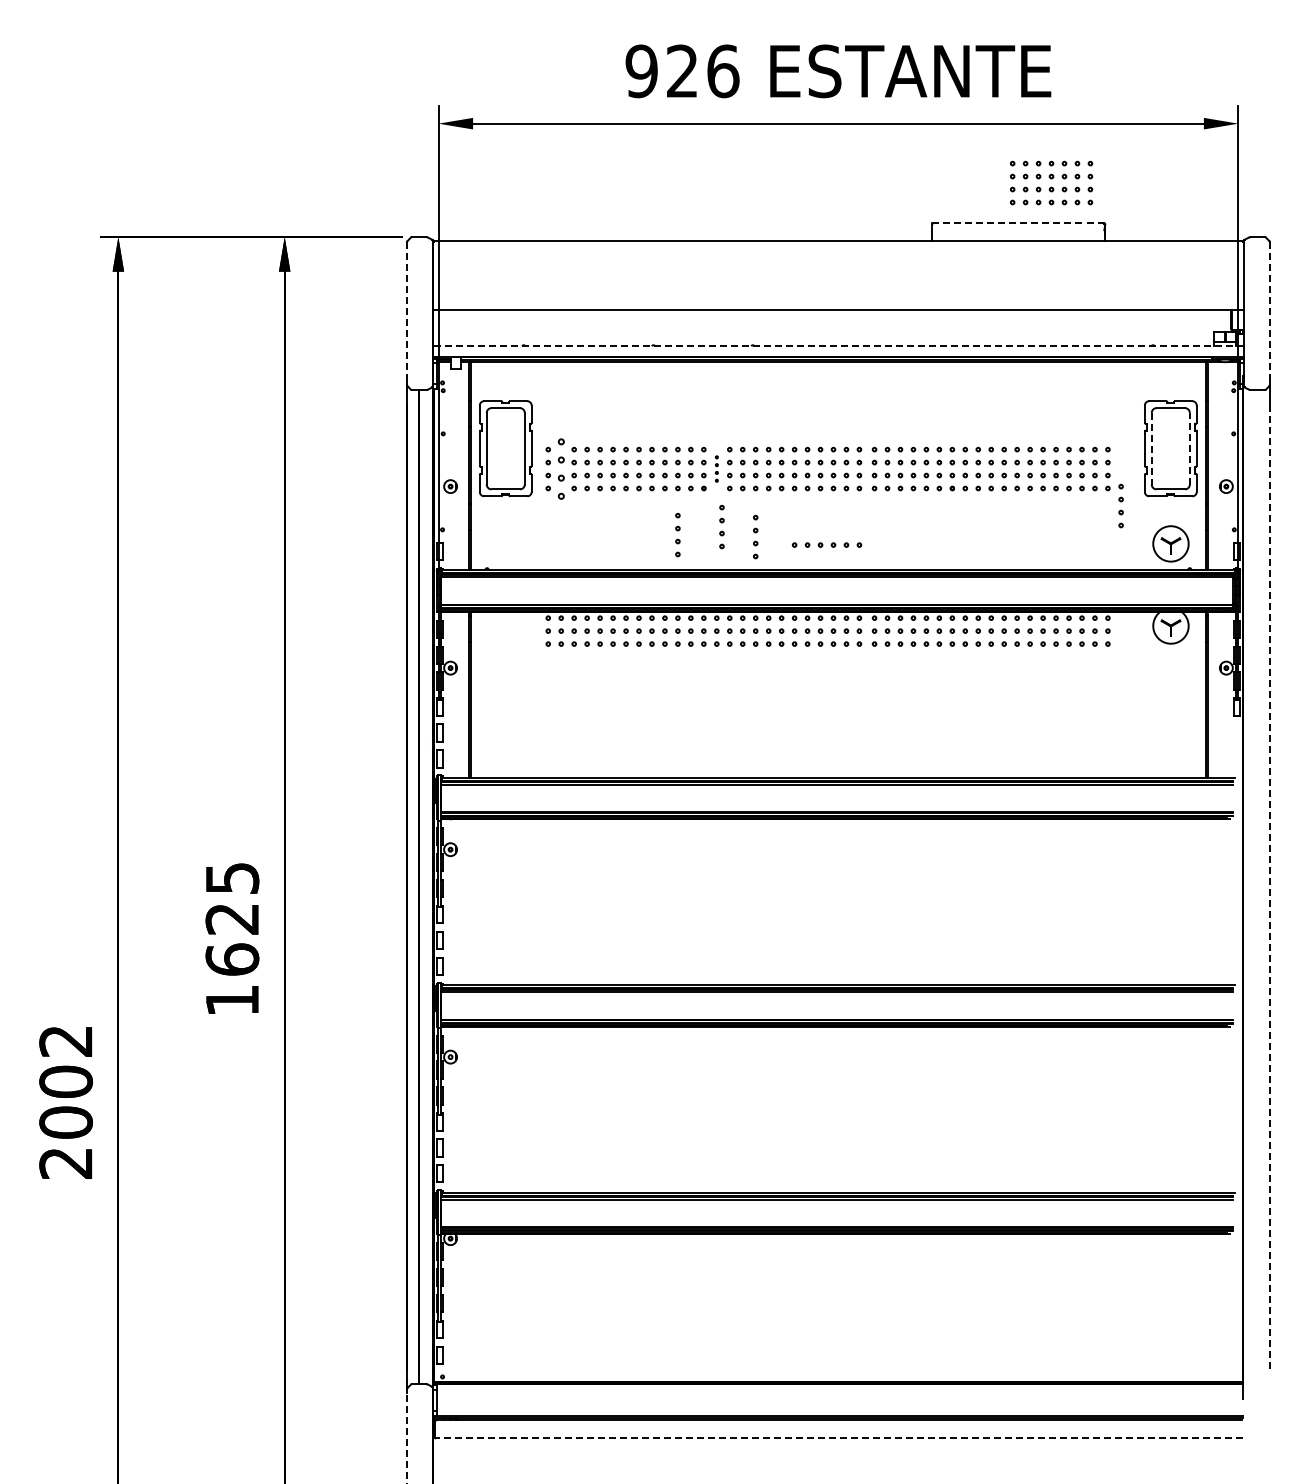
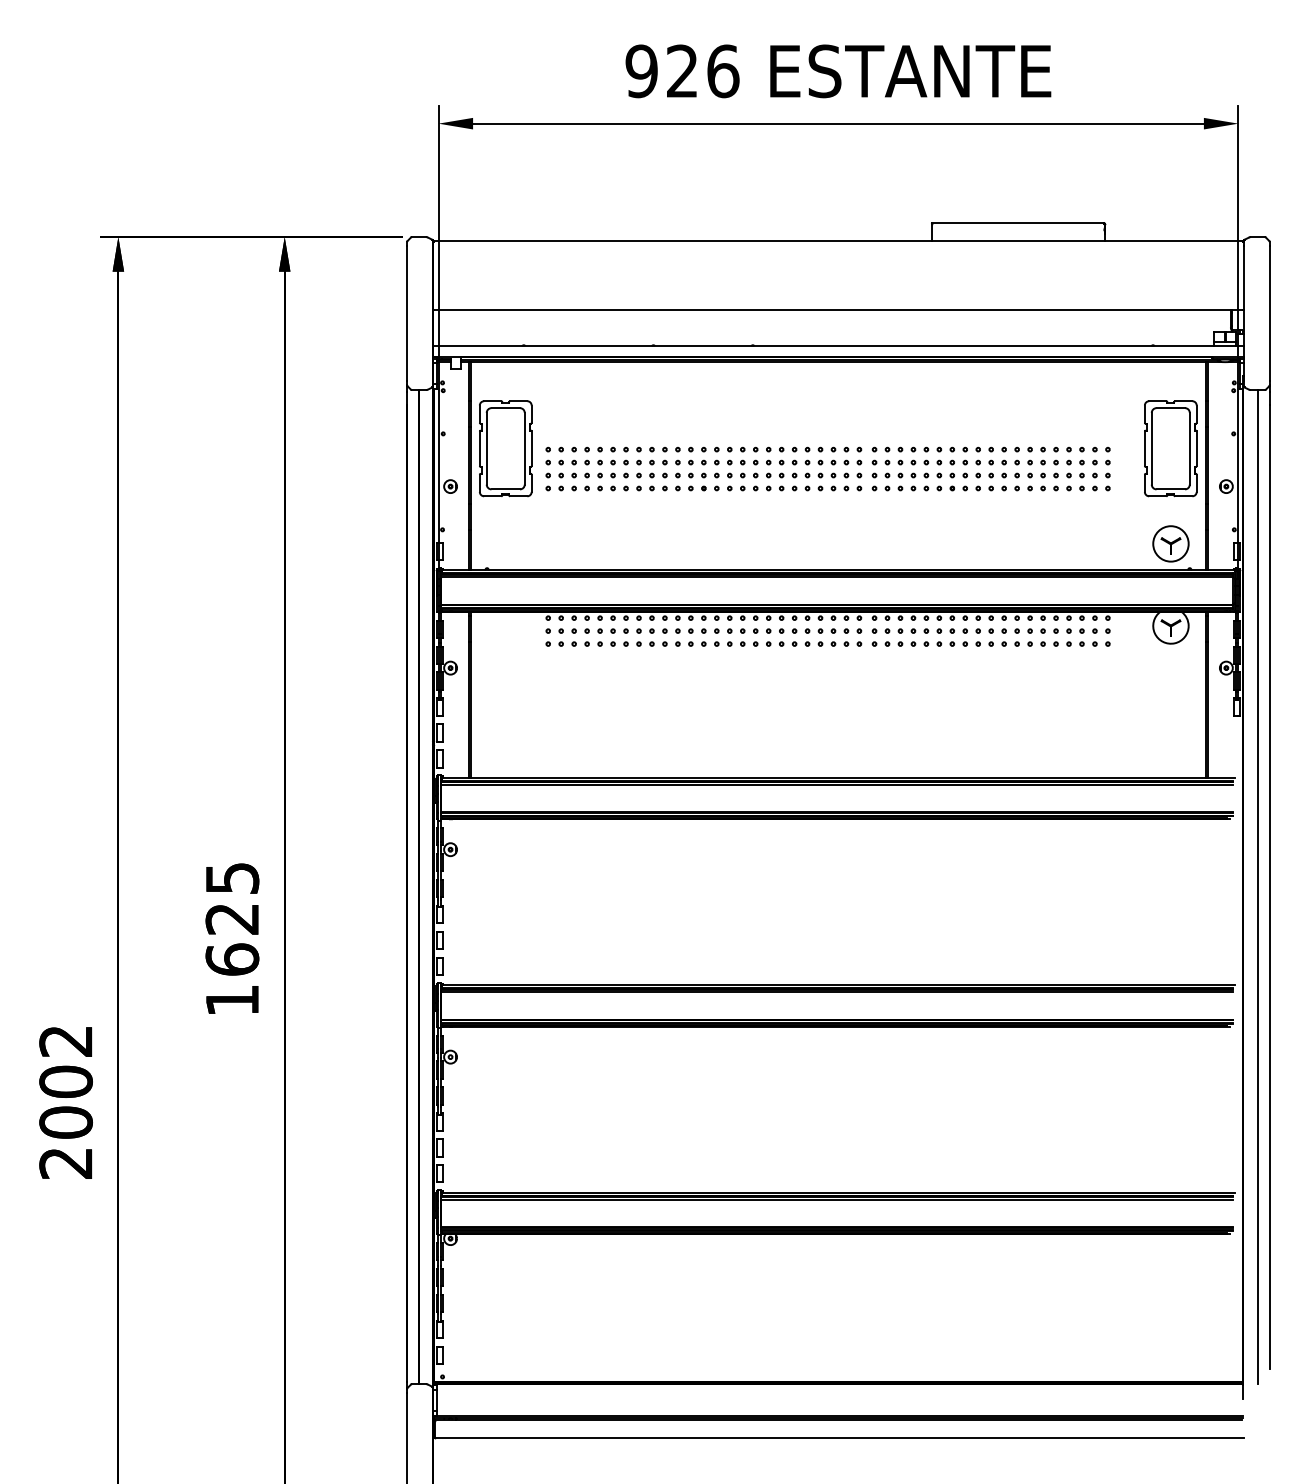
part: present -> none (1051, 182)
line: dashed -> solid (1018, 222)
line: dashed -> solid (407, 313)
line: dashed -> solid (1269, 313)
line: dashed -> solid (837, 346)
line: dashed -> solid (1151, 448)
line: dashed -> solid (1189, 448)
part size: 8x62 px -> 6x46 px (560, 468)
part size: 5x28 px -> 6x46 px (716, 468)
part: present -> none (1120, 505)
part: present -> none (721, 527)
part: present -> none (677, 535)
part: present -> none (755, 536)
part: present -> none (827, 544)
line: dashed -> solid (1269, 886)
line: none -> present (1257, 887)
line: dashed -> solid (407, 1437)
line: dashed -> solid (838, 1437)
